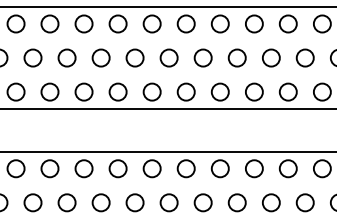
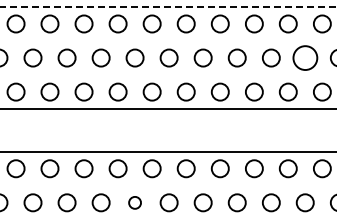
line: solid -> dashed (168, 6)
circle size: 20x20 px -> 27x26 px (305, 57)
circle size: 20x20 px -> 14x14 px (134, 202)
